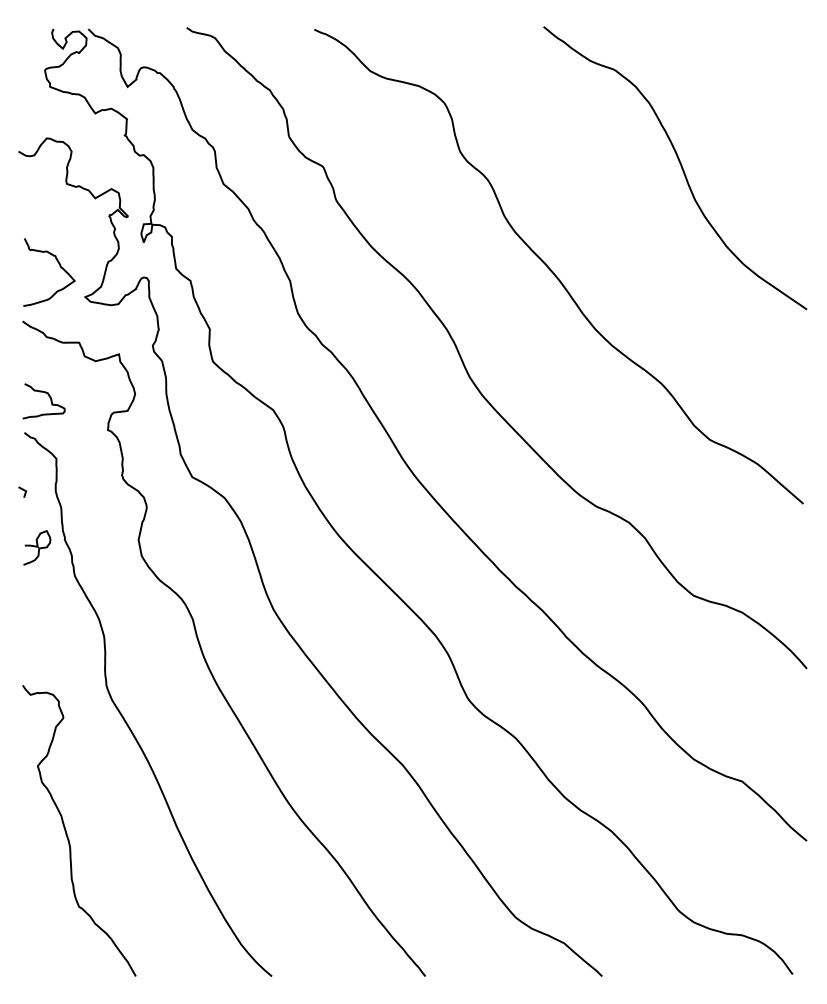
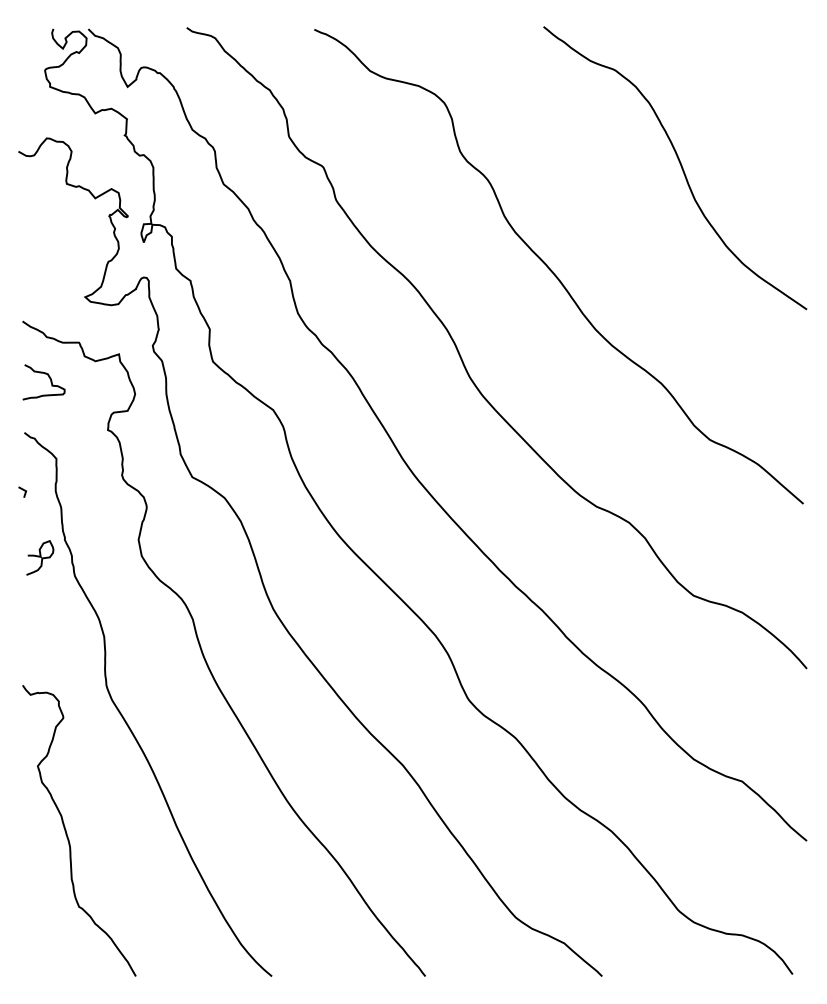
curve: present -> none (59, 266)
curve position: (50, 401) -> (50, 382) (50, 382)
curve position: (37, 547) -> (40, 557) (40, 557)
